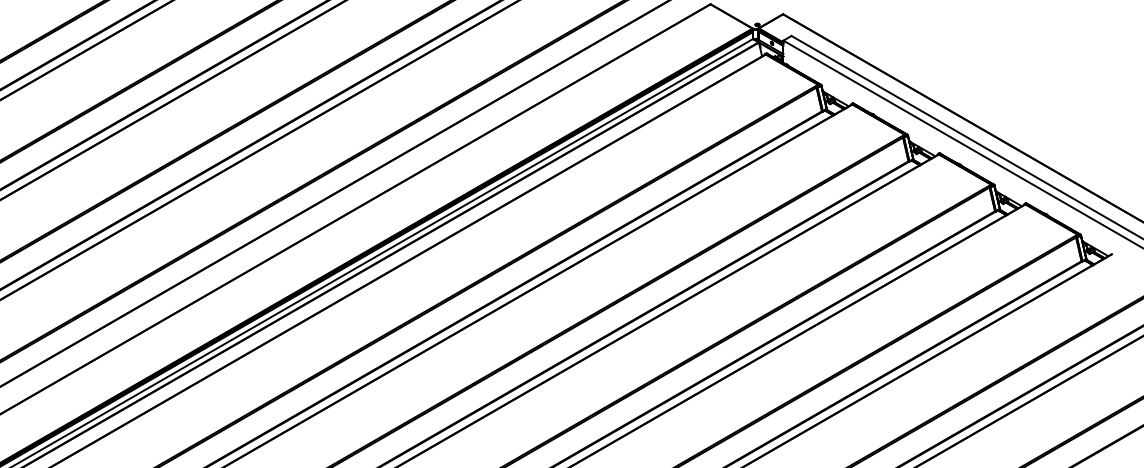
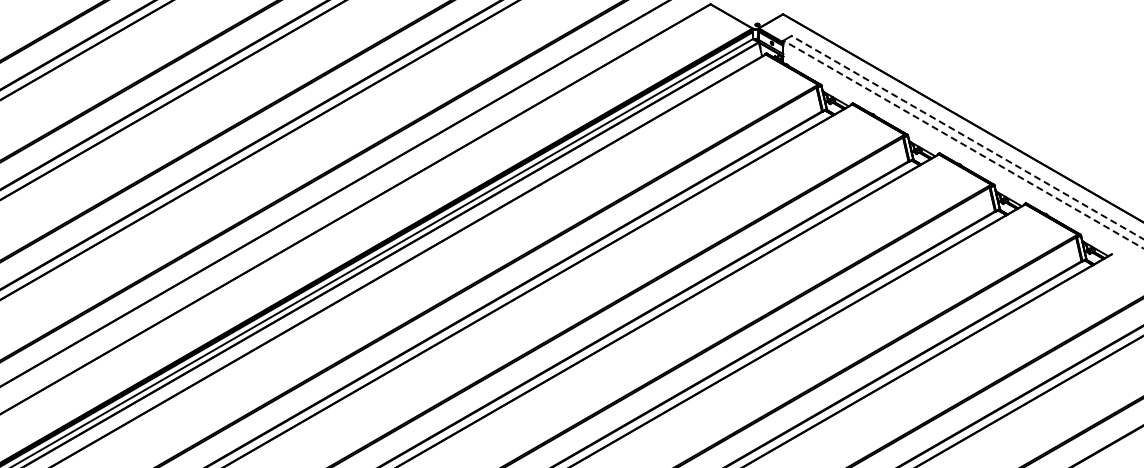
line: solid -> dashed (967, 137)
line: solid -> dashed (963, 144)
